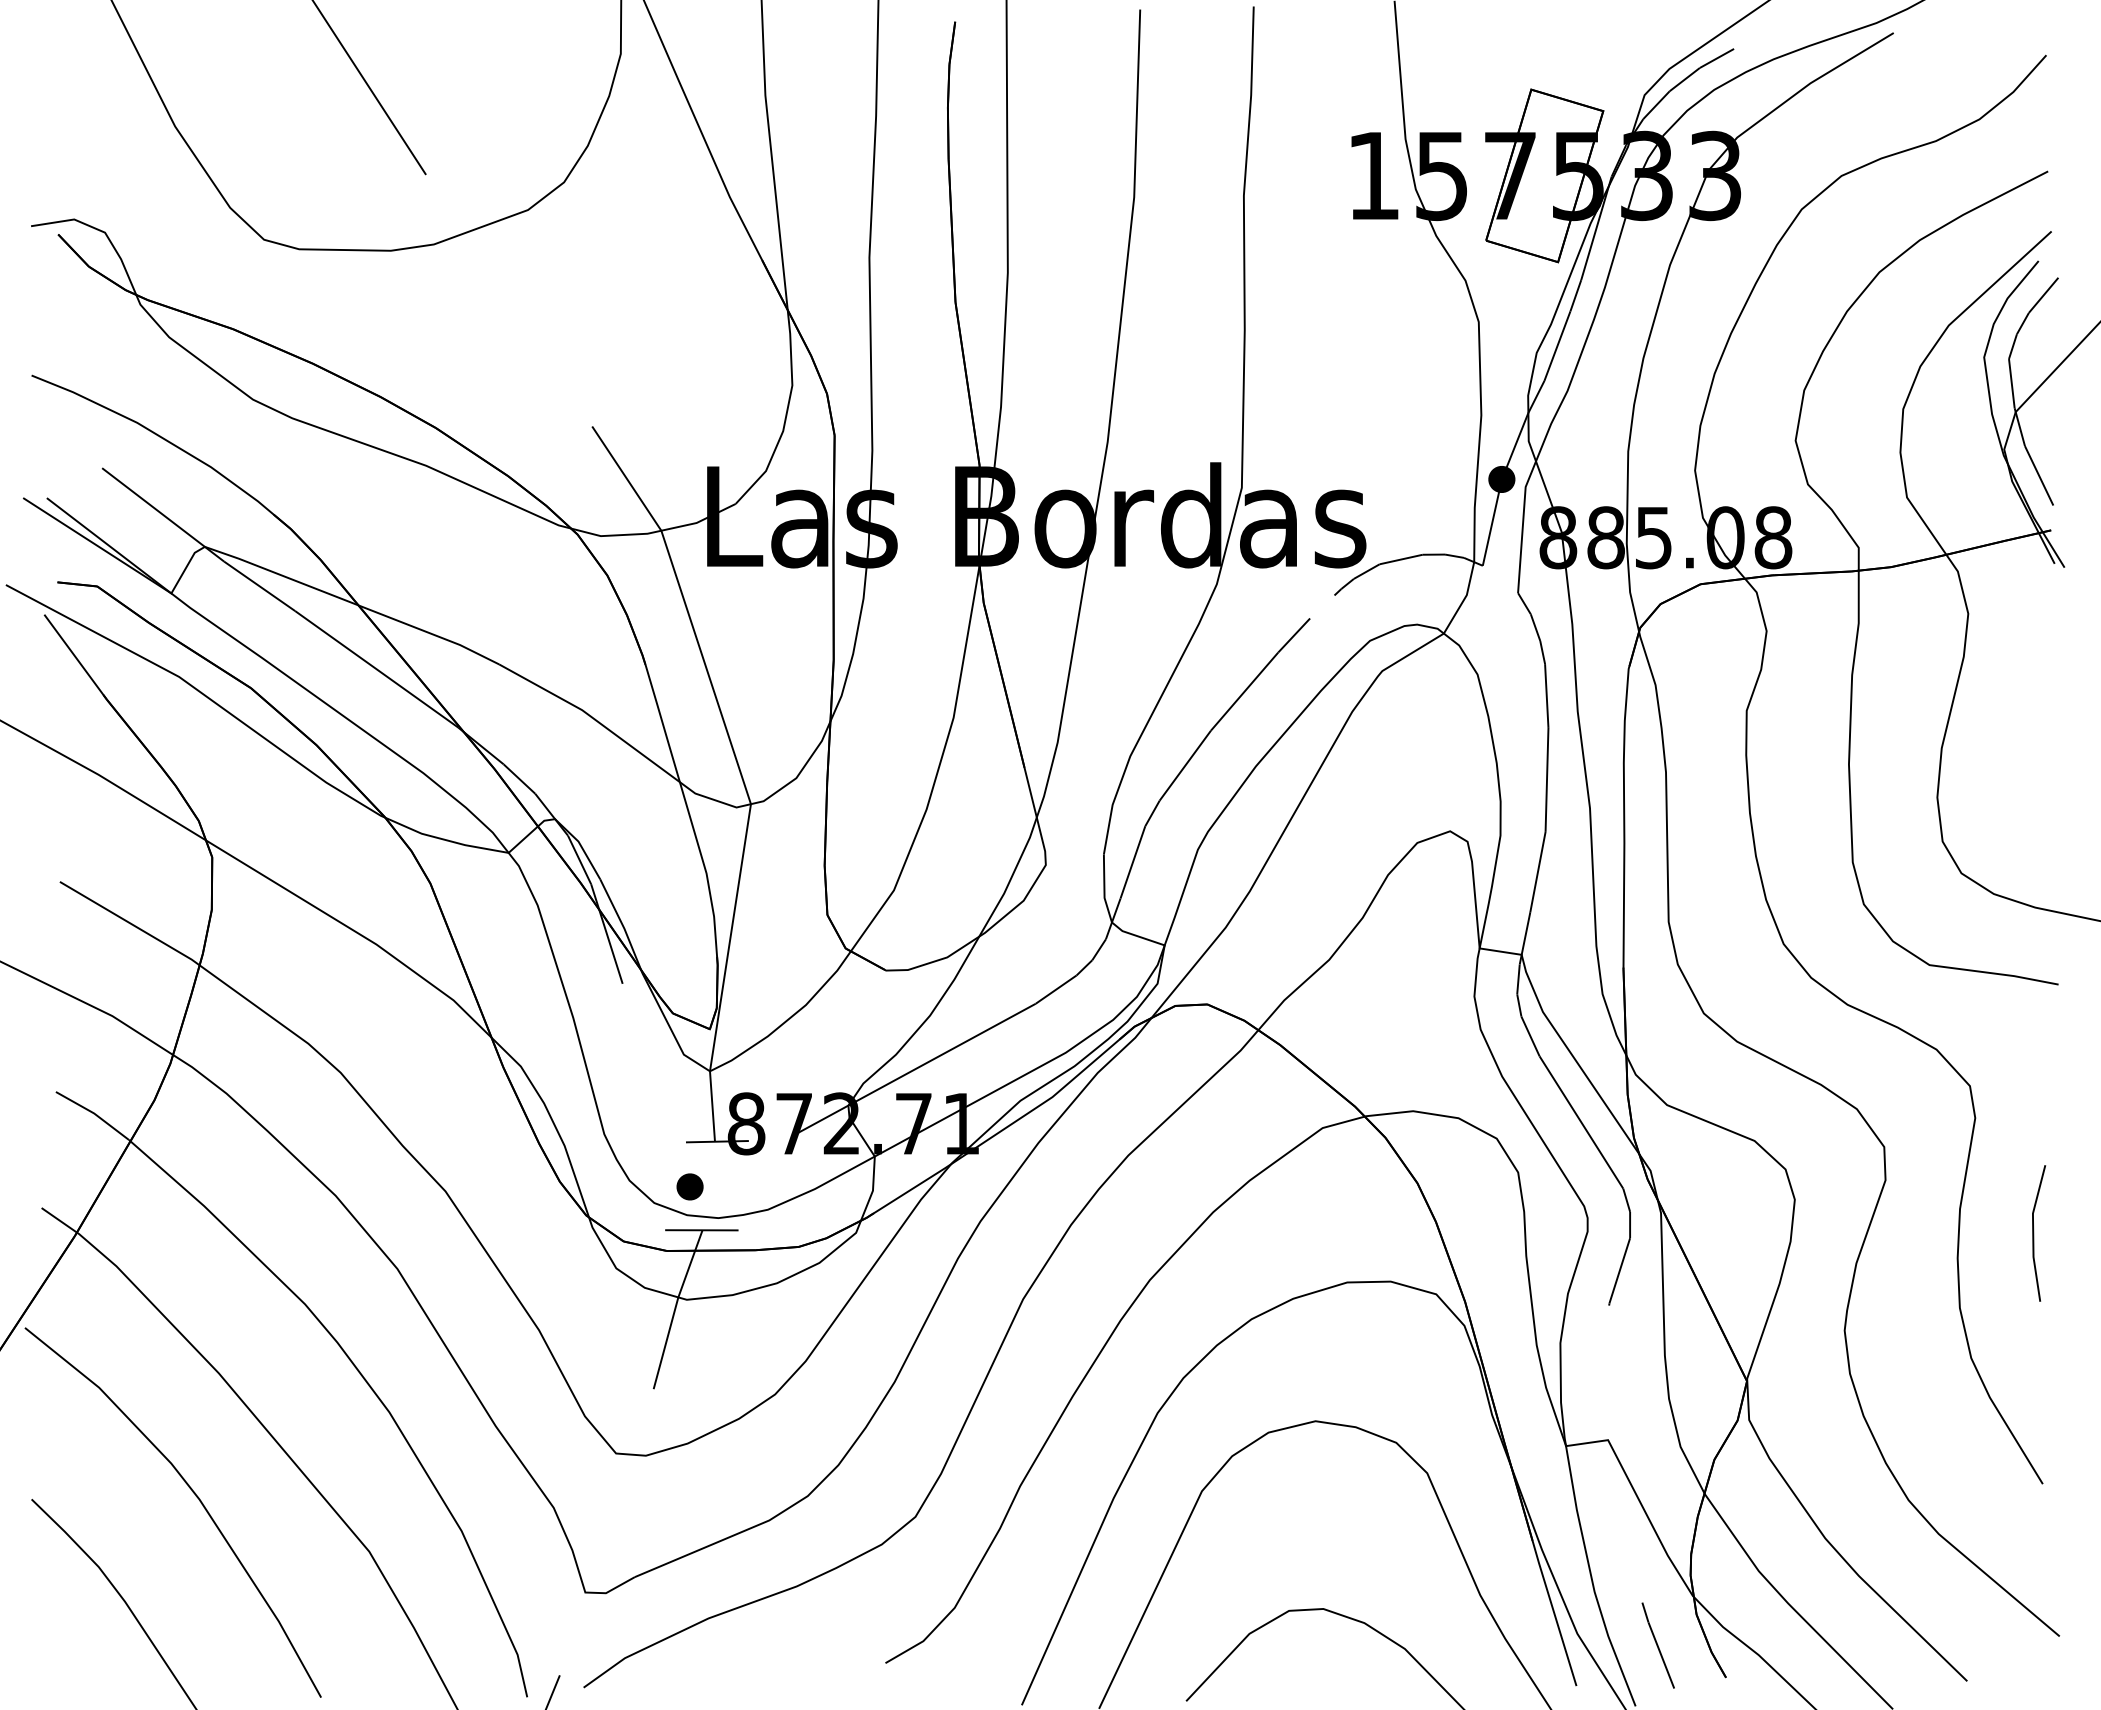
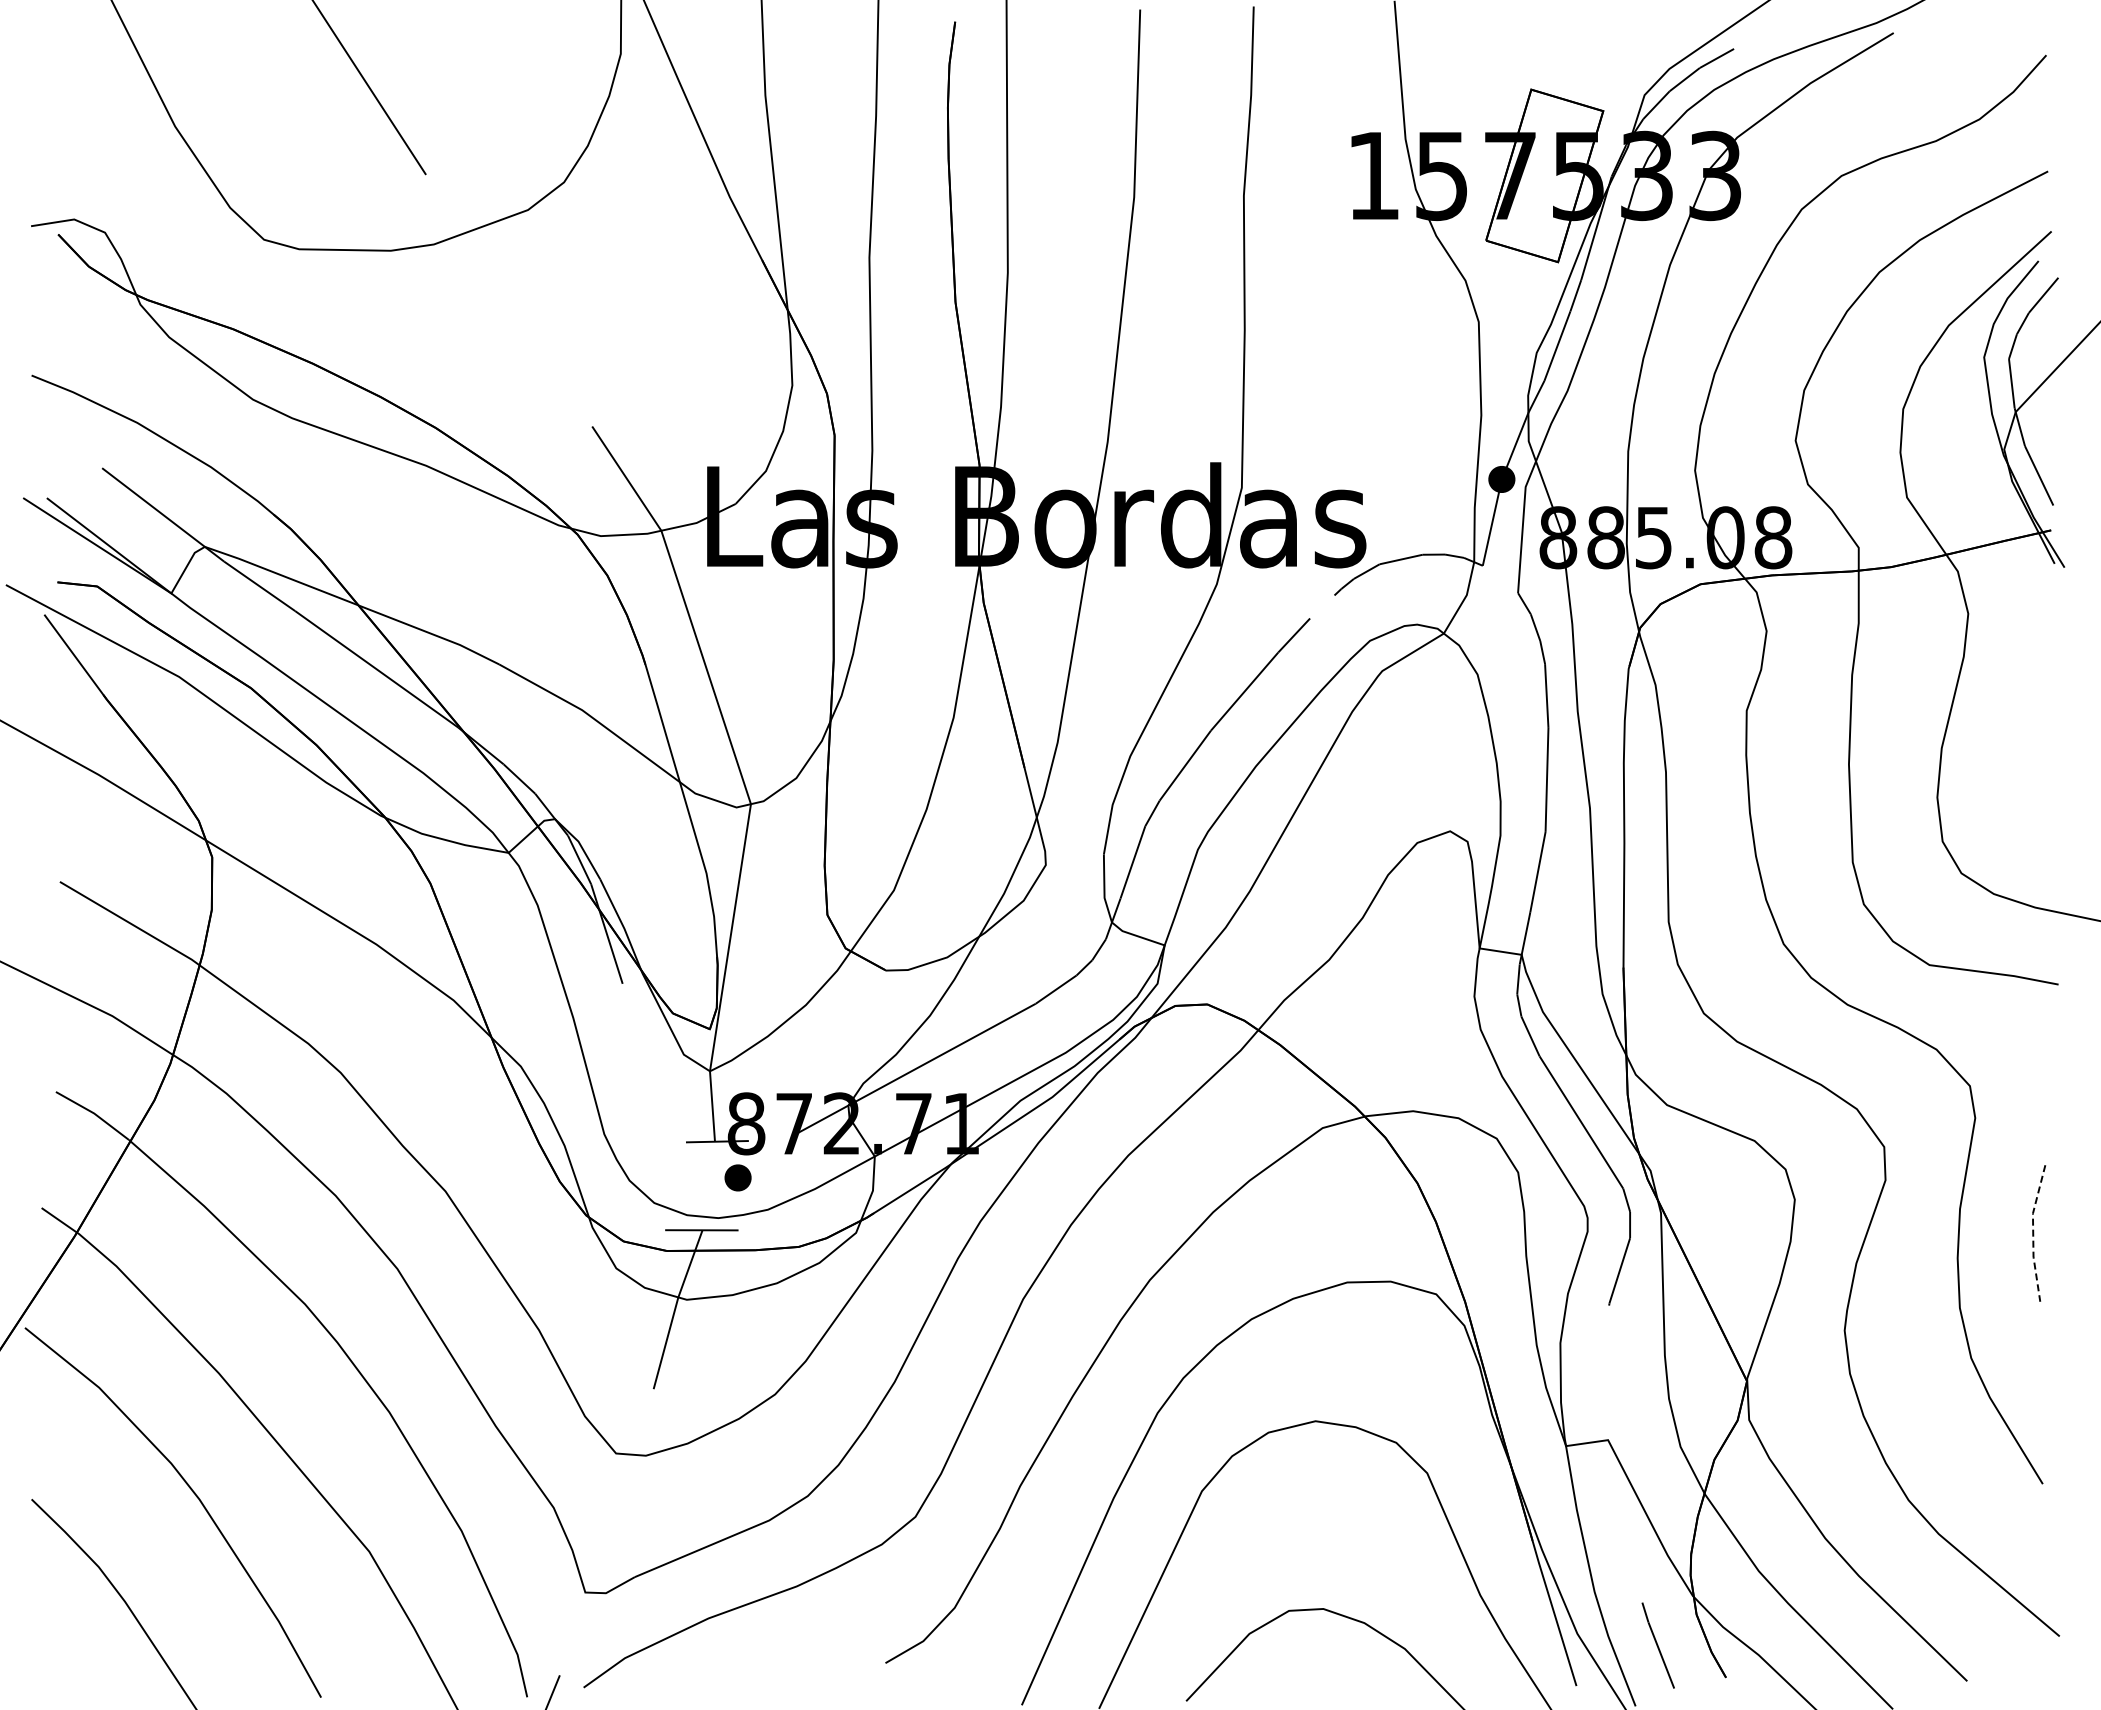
part position: (689, 1186) -> (737, 1177) (737, 1177)
line: solid -> dashed (2033, 1233)
